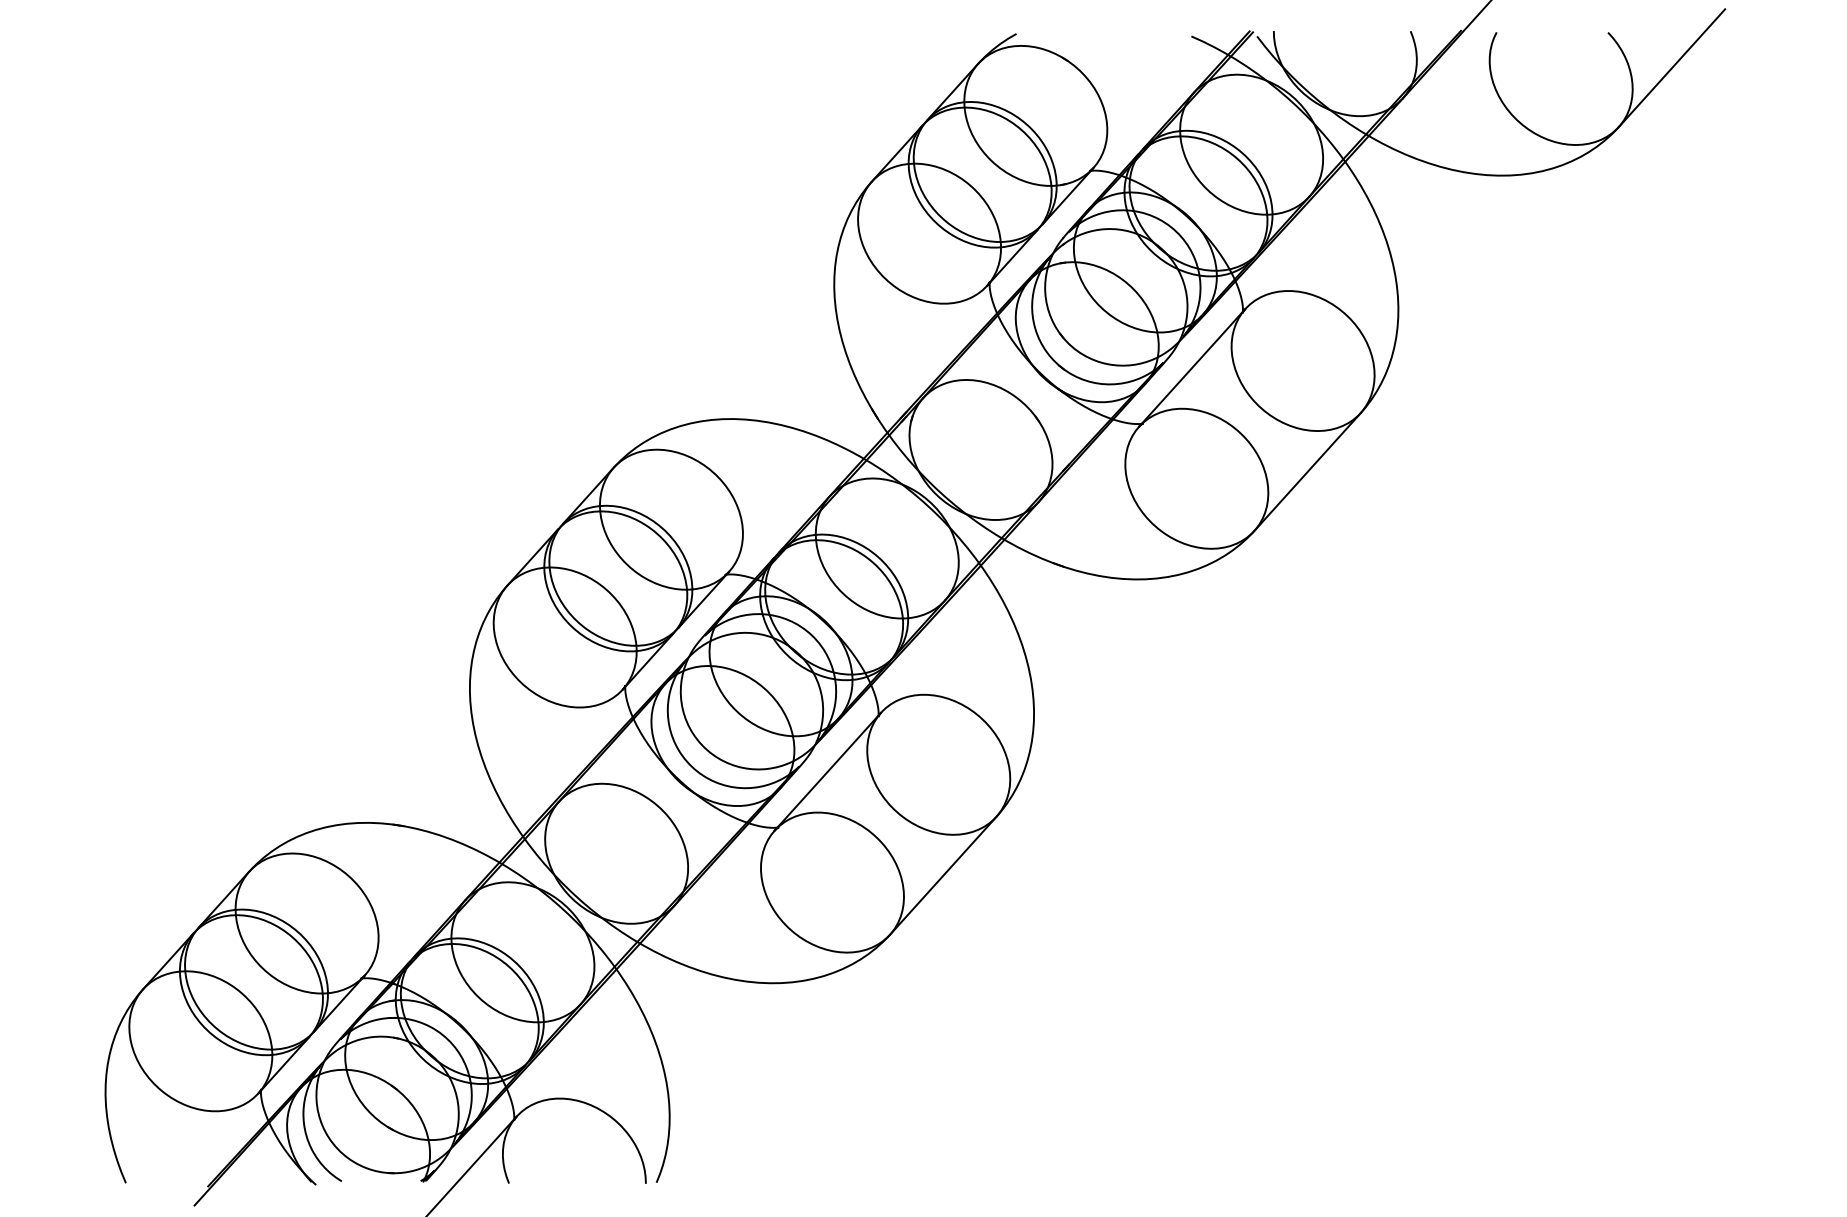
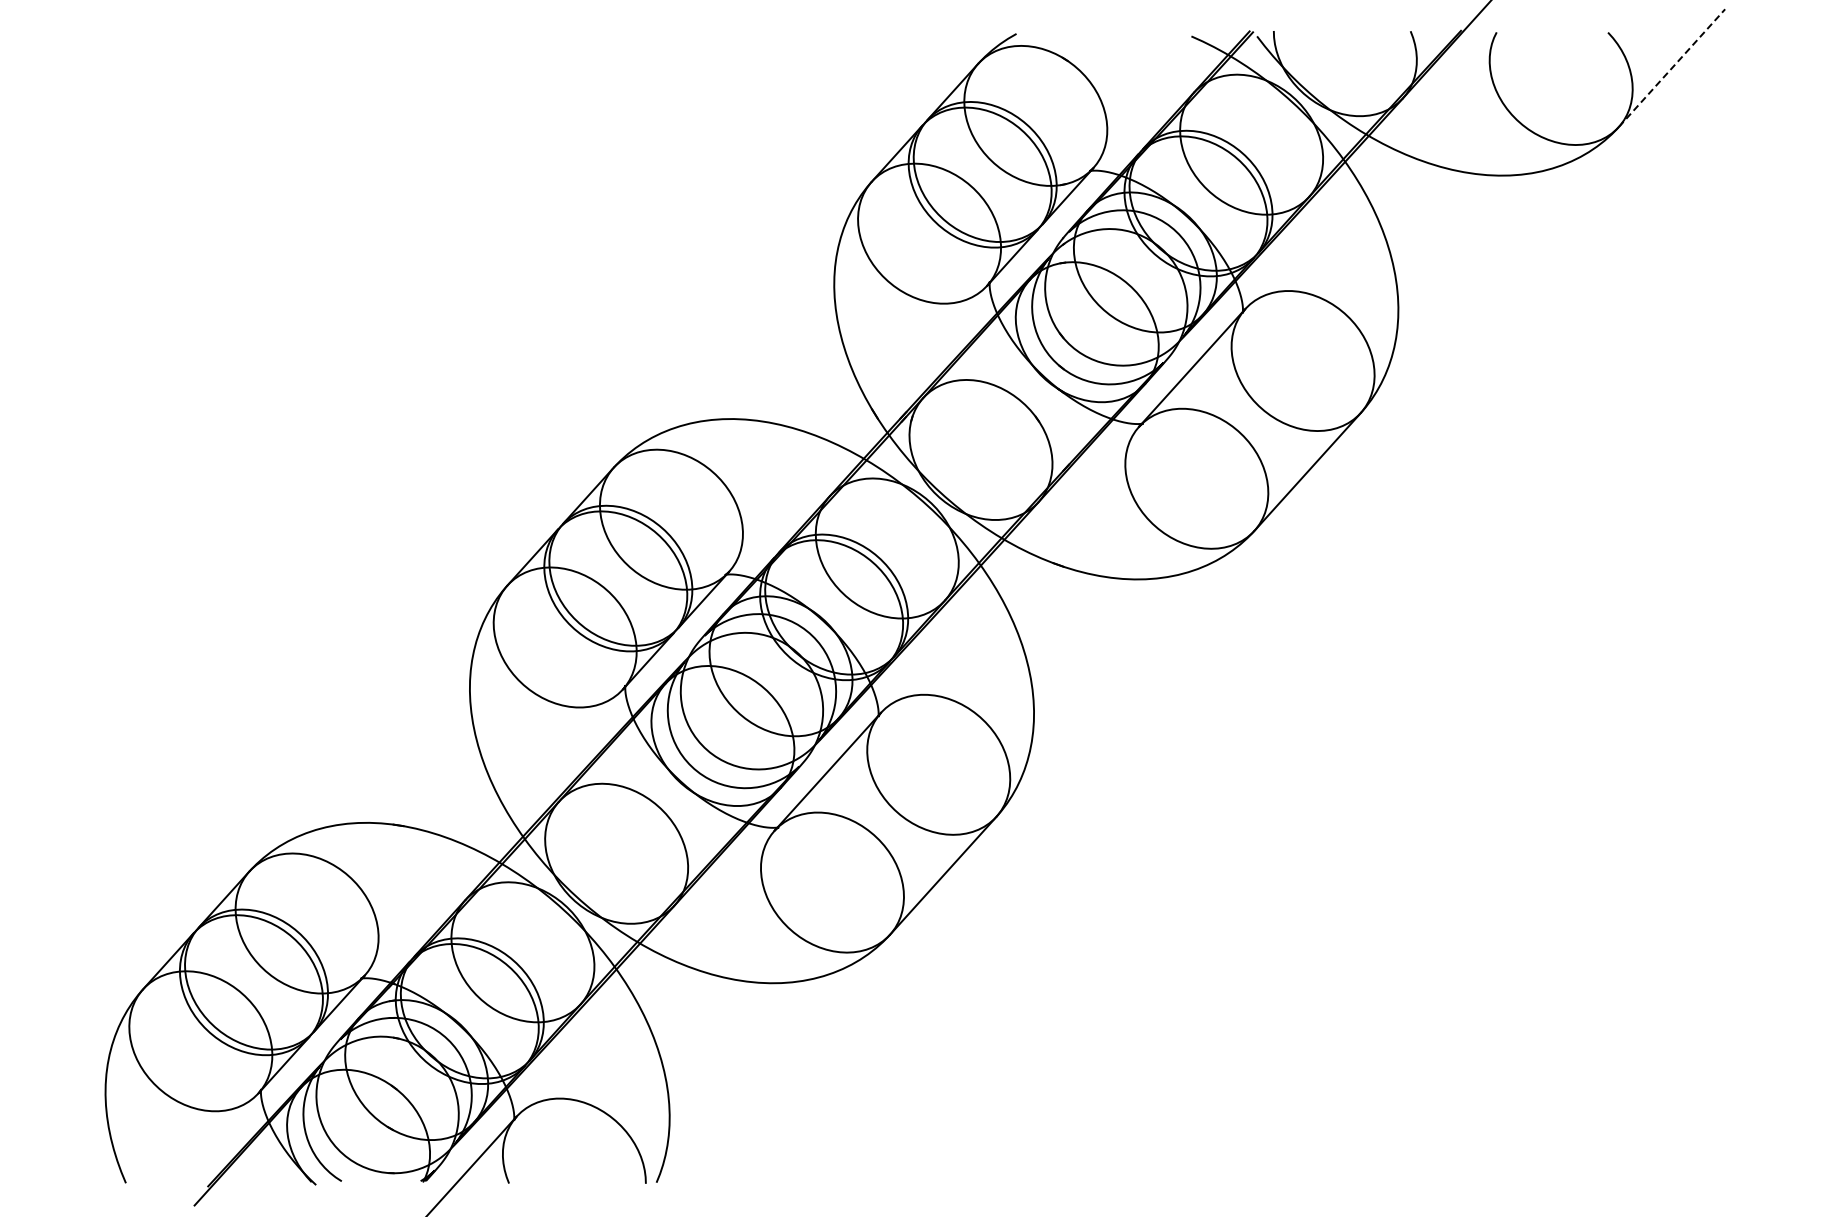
line: solid -> dashed (1672, 67)
